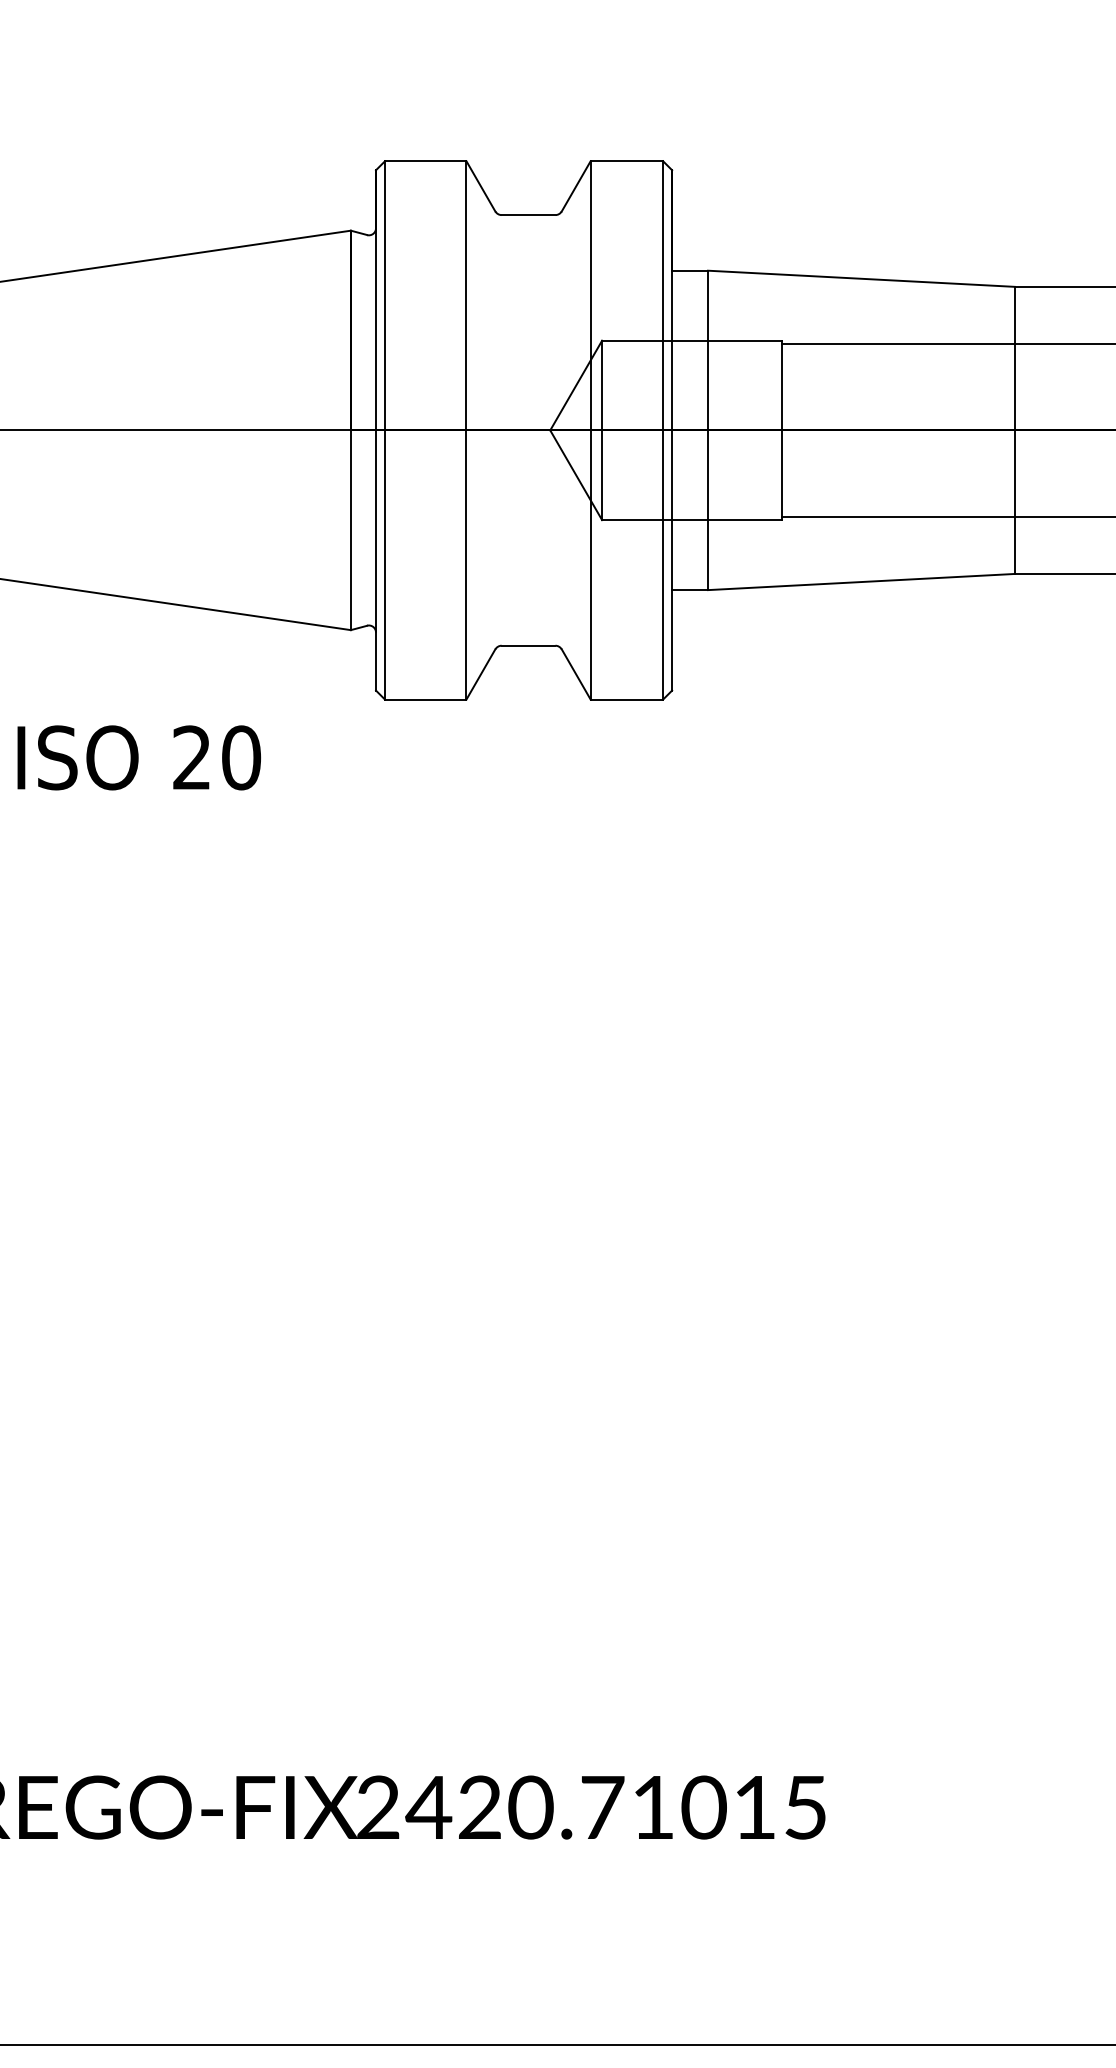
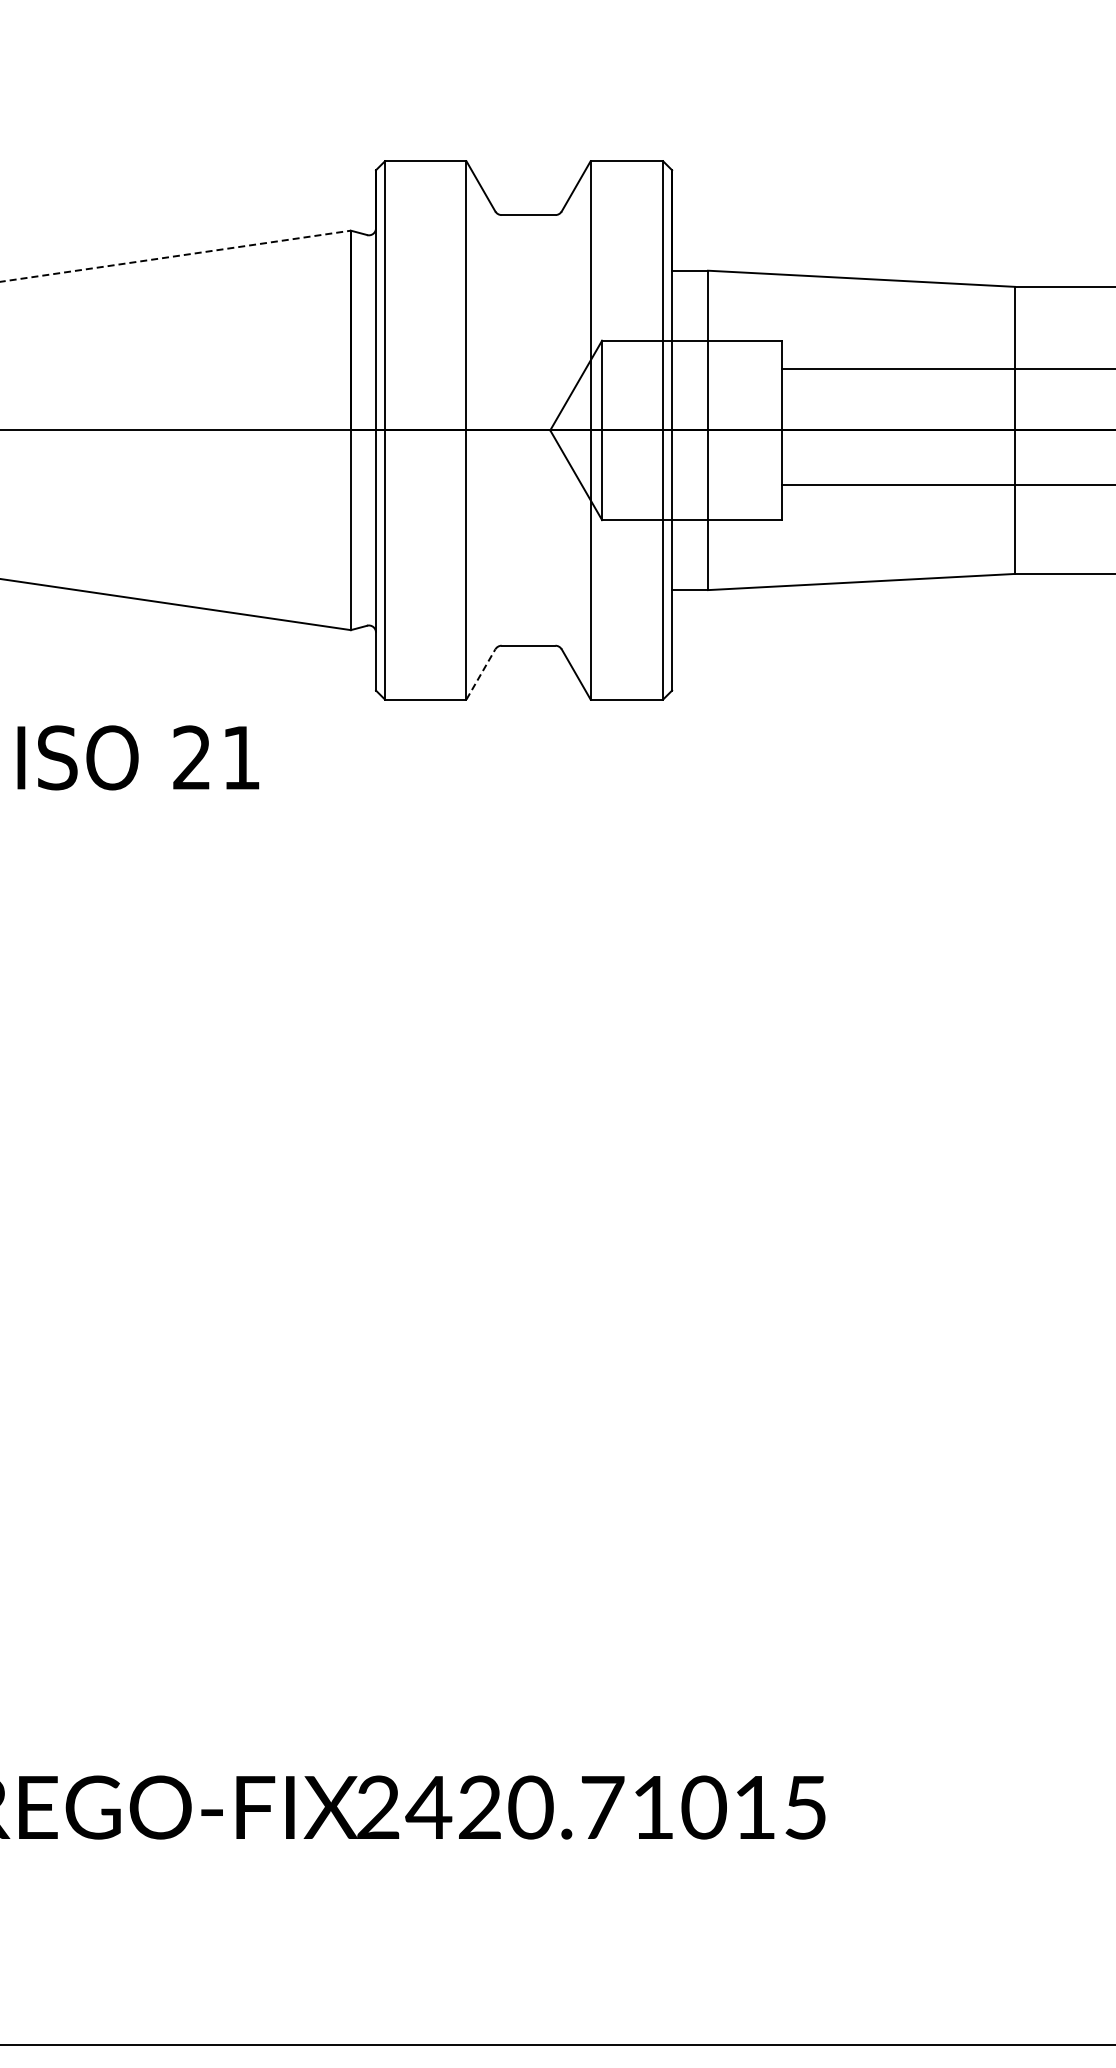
line: solid -> dashed (175, 256)
line position: (946, 344) -> (946, 369) (946, 369)
line position: (946, 516) -> (946, 484) (946, 484)
line: solid -> dashed (480, 674)
text: 20 -> 21 (241, 757)
